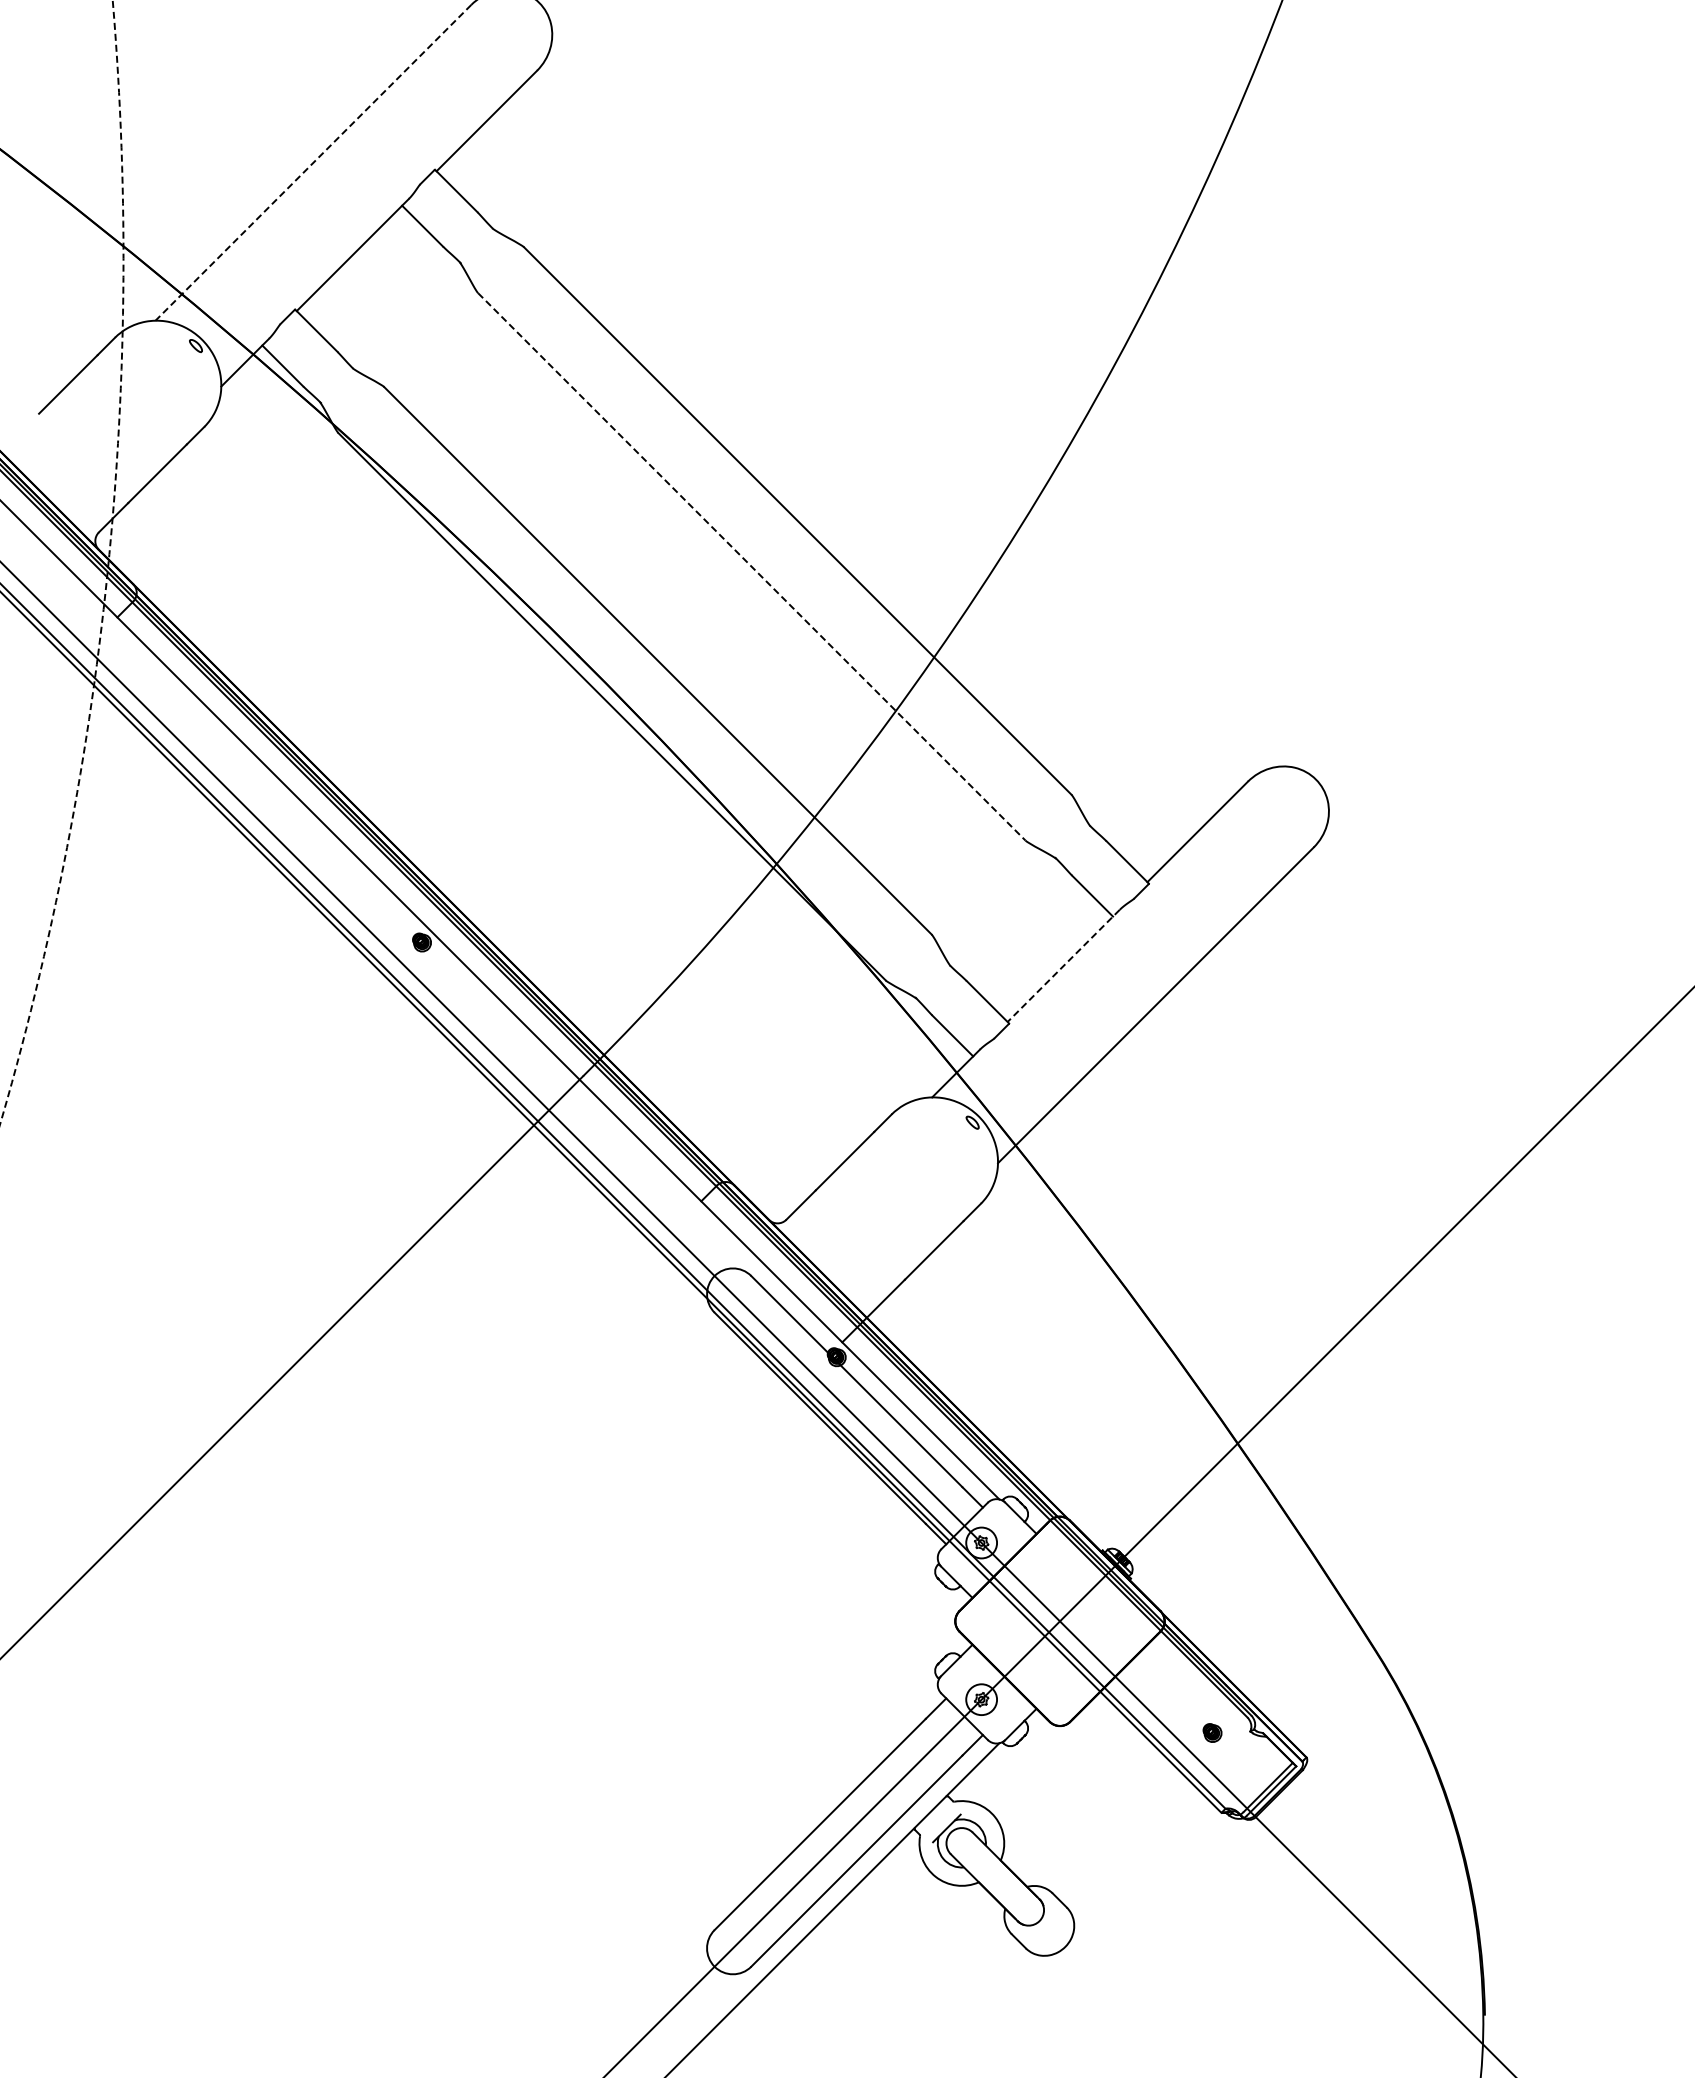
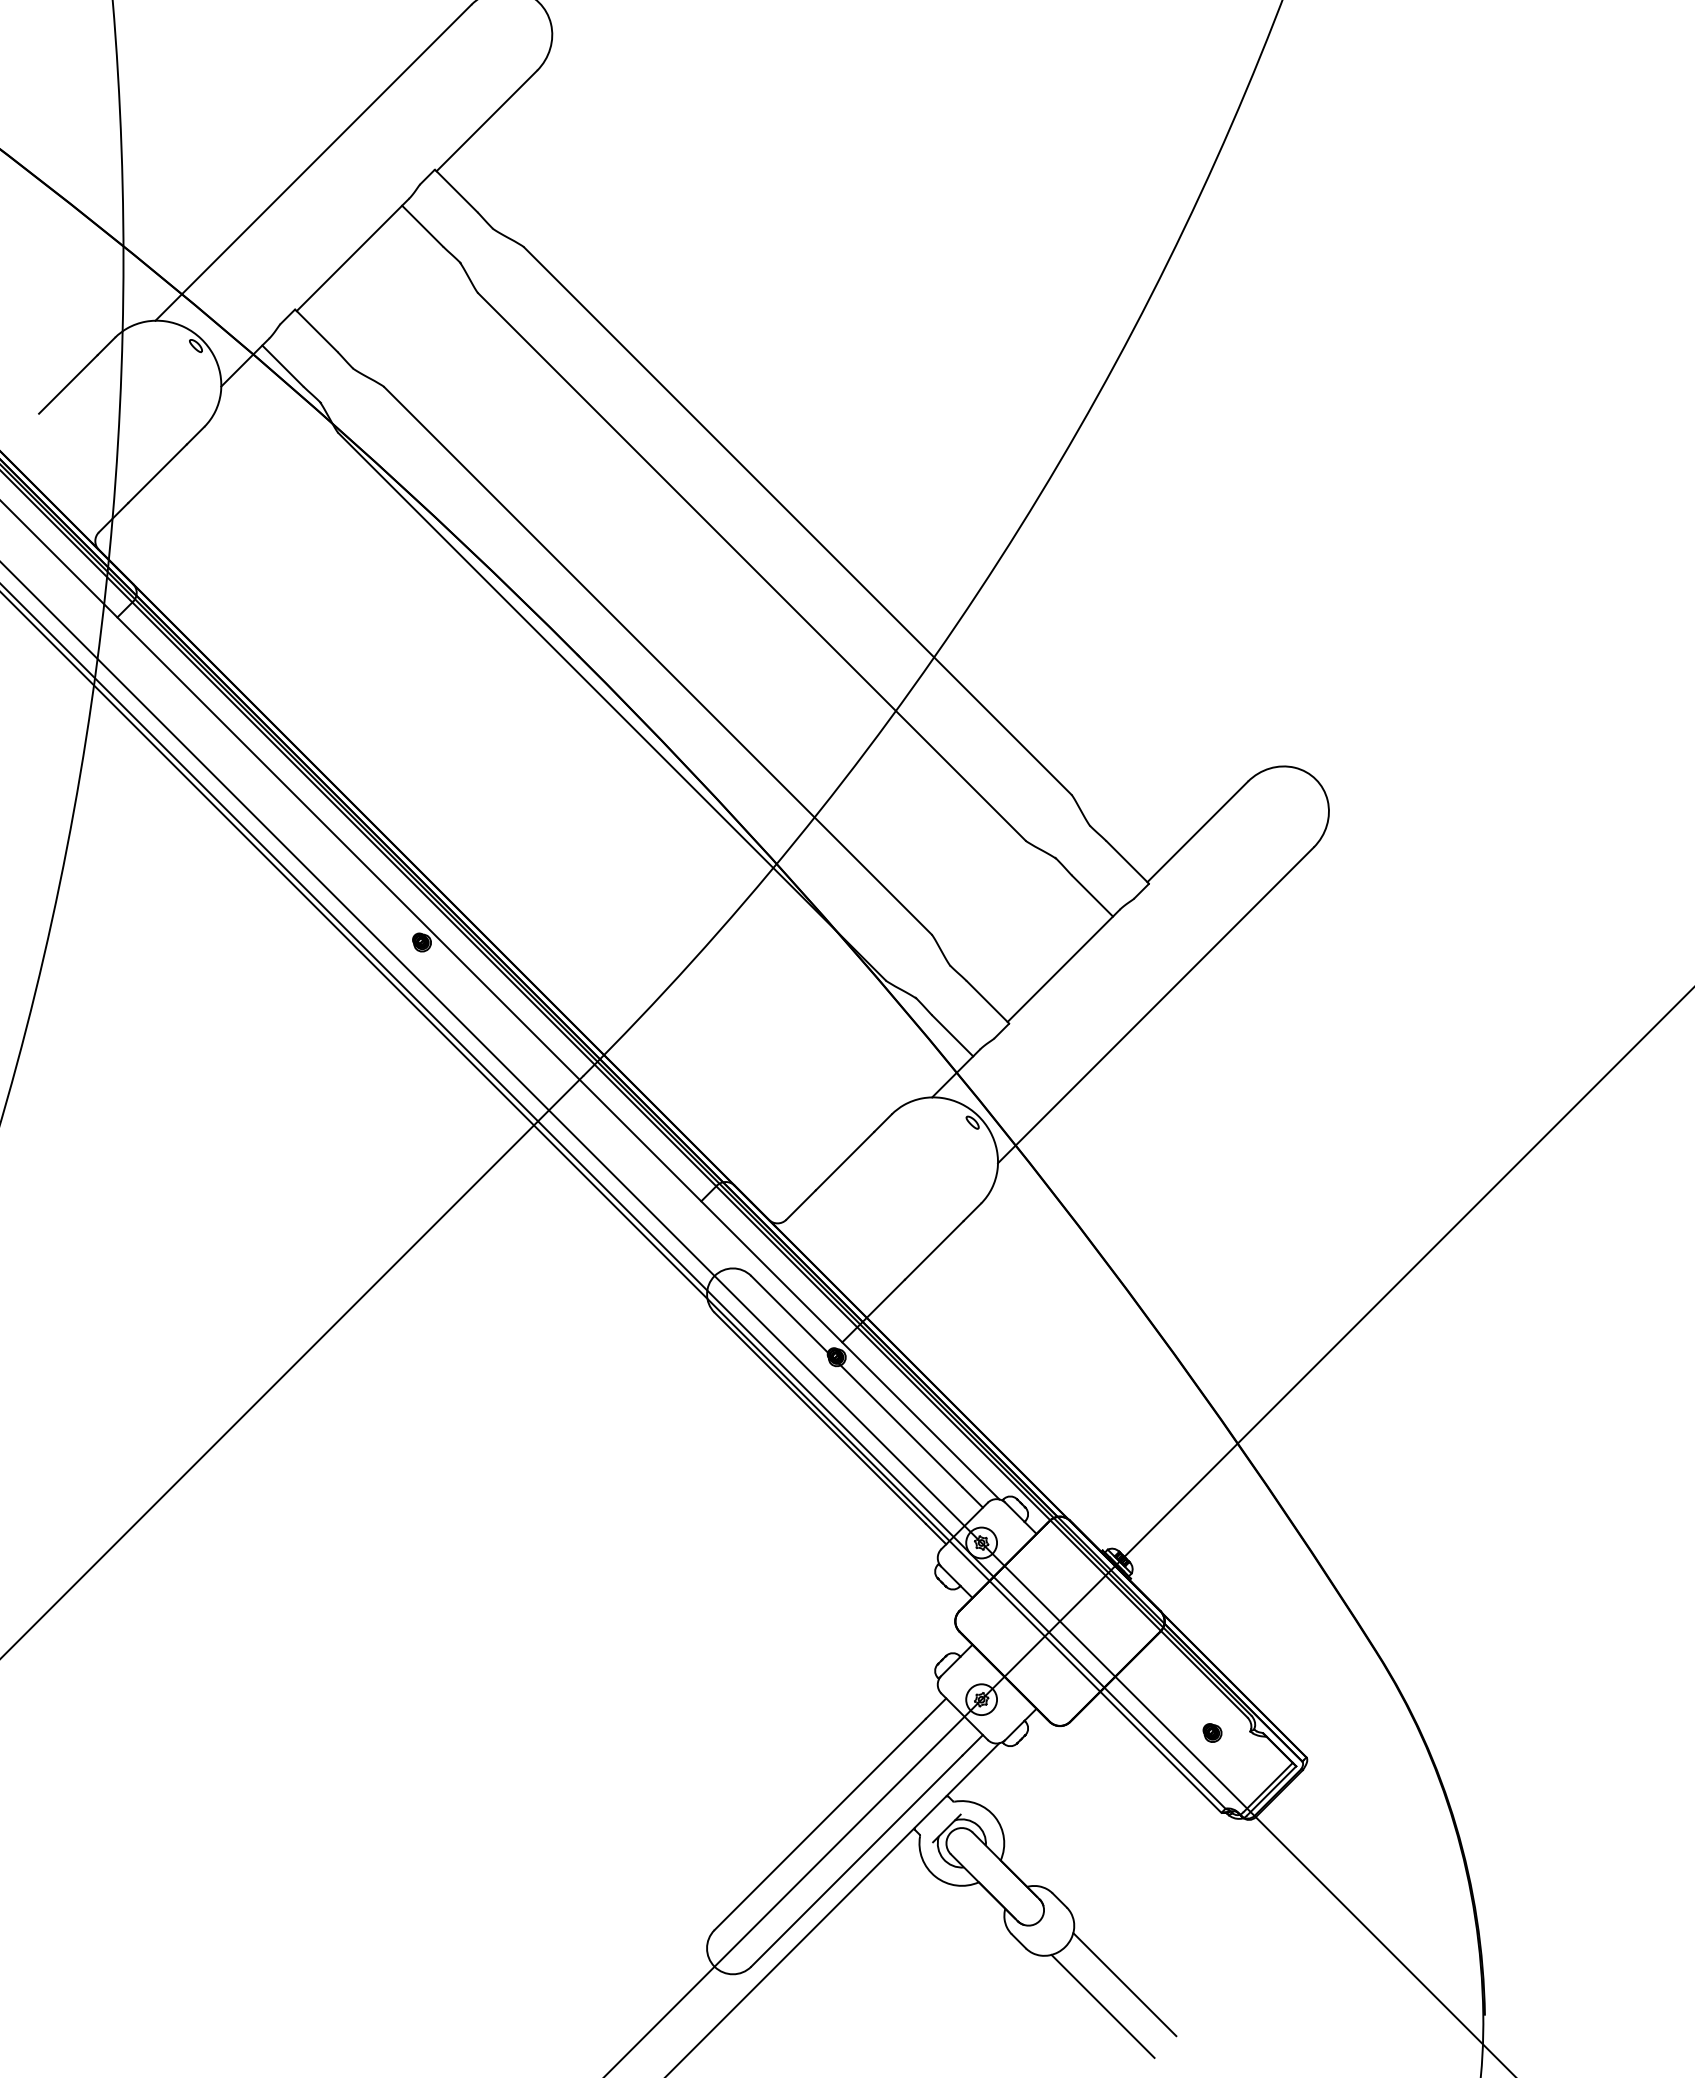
line: dashed -> solid (313, 163)
line: dashed -> solid (752, 567)
arc: dashed -> solid (107, 569)
line: dashed -> solid (1063, 966)
line: none -> present (1124, 1984)
line: none -> present (1102, 2005)
